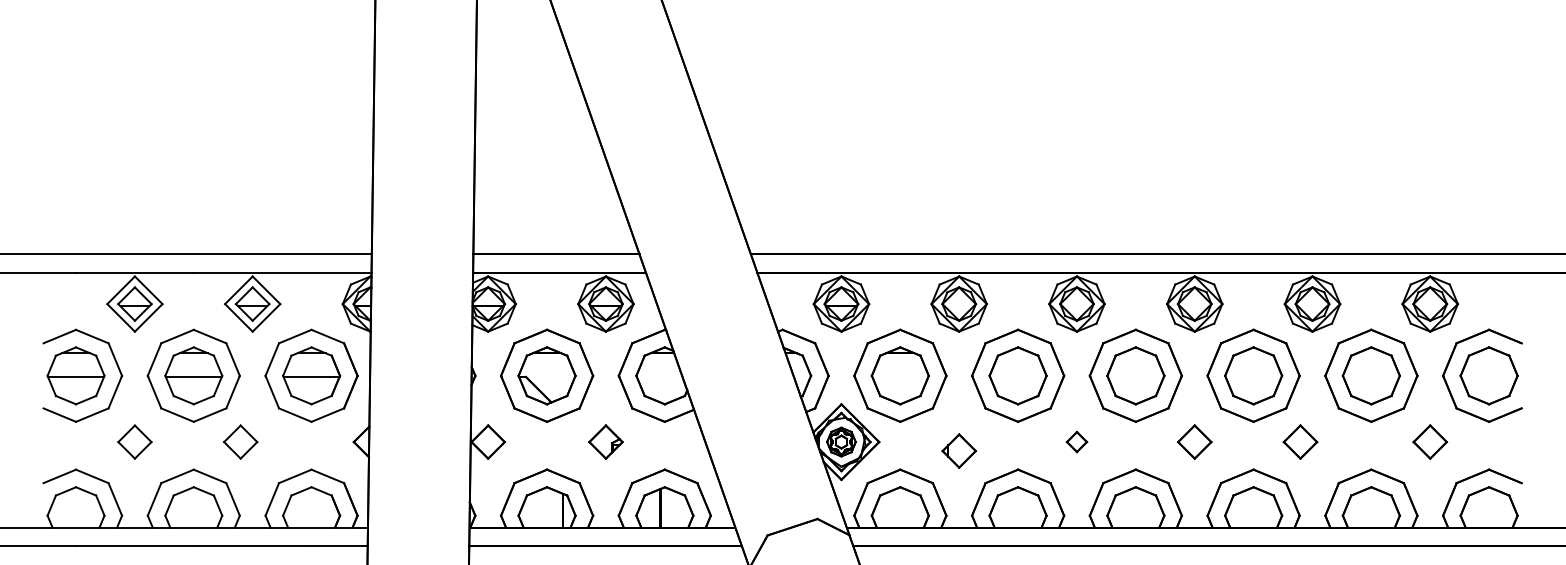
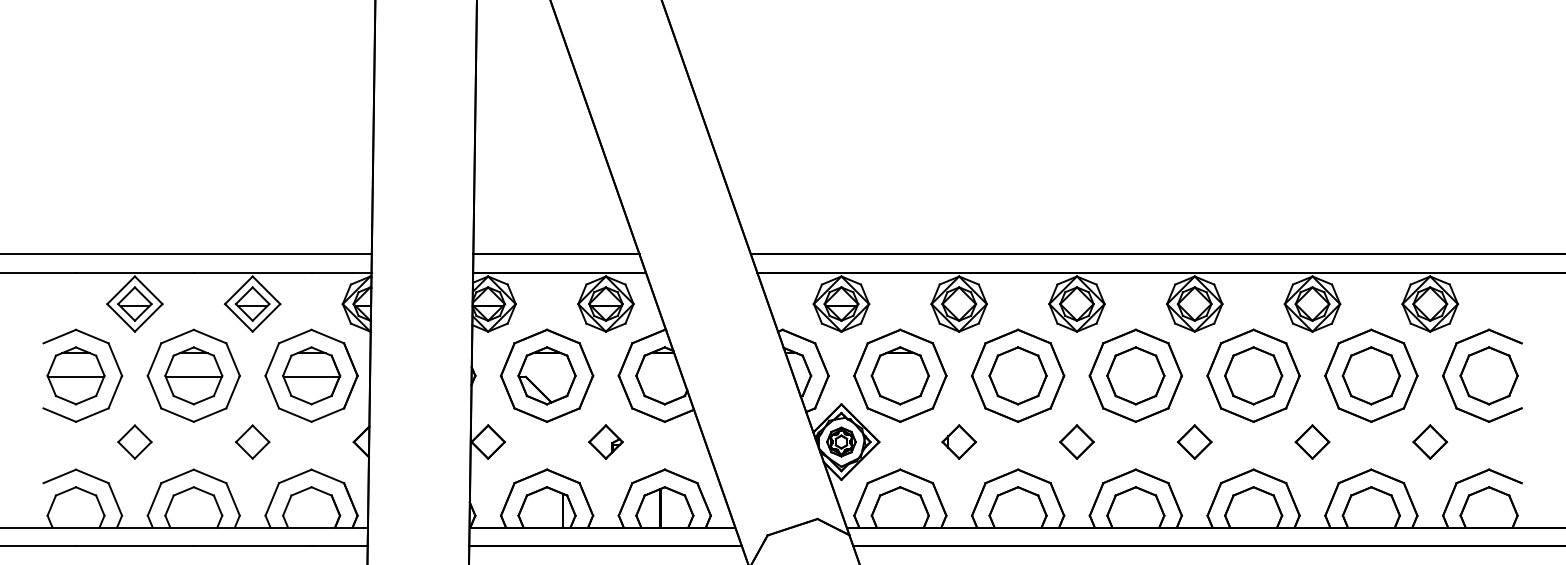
part position: (240, 441) -> (252, 441) (252, 441)
part size: 24x24 px -> 36x36 px (1076, 441)
part position: (1300, 441) -> (1312, 441) (1312, 441)
part position: (958, 450) -> (958, 441) (958, 441)
